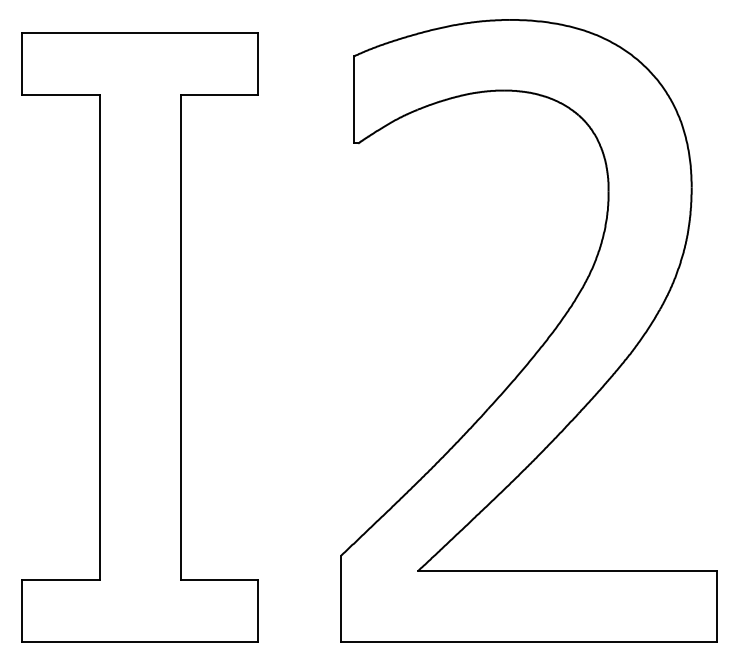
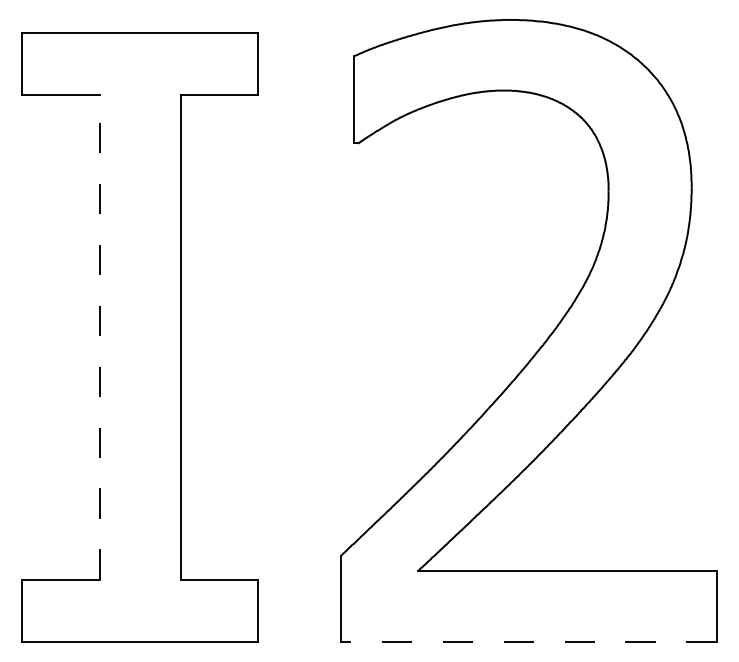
line: solid -> dashed (99, 336)
line: solid -> dashed (528, 642)
